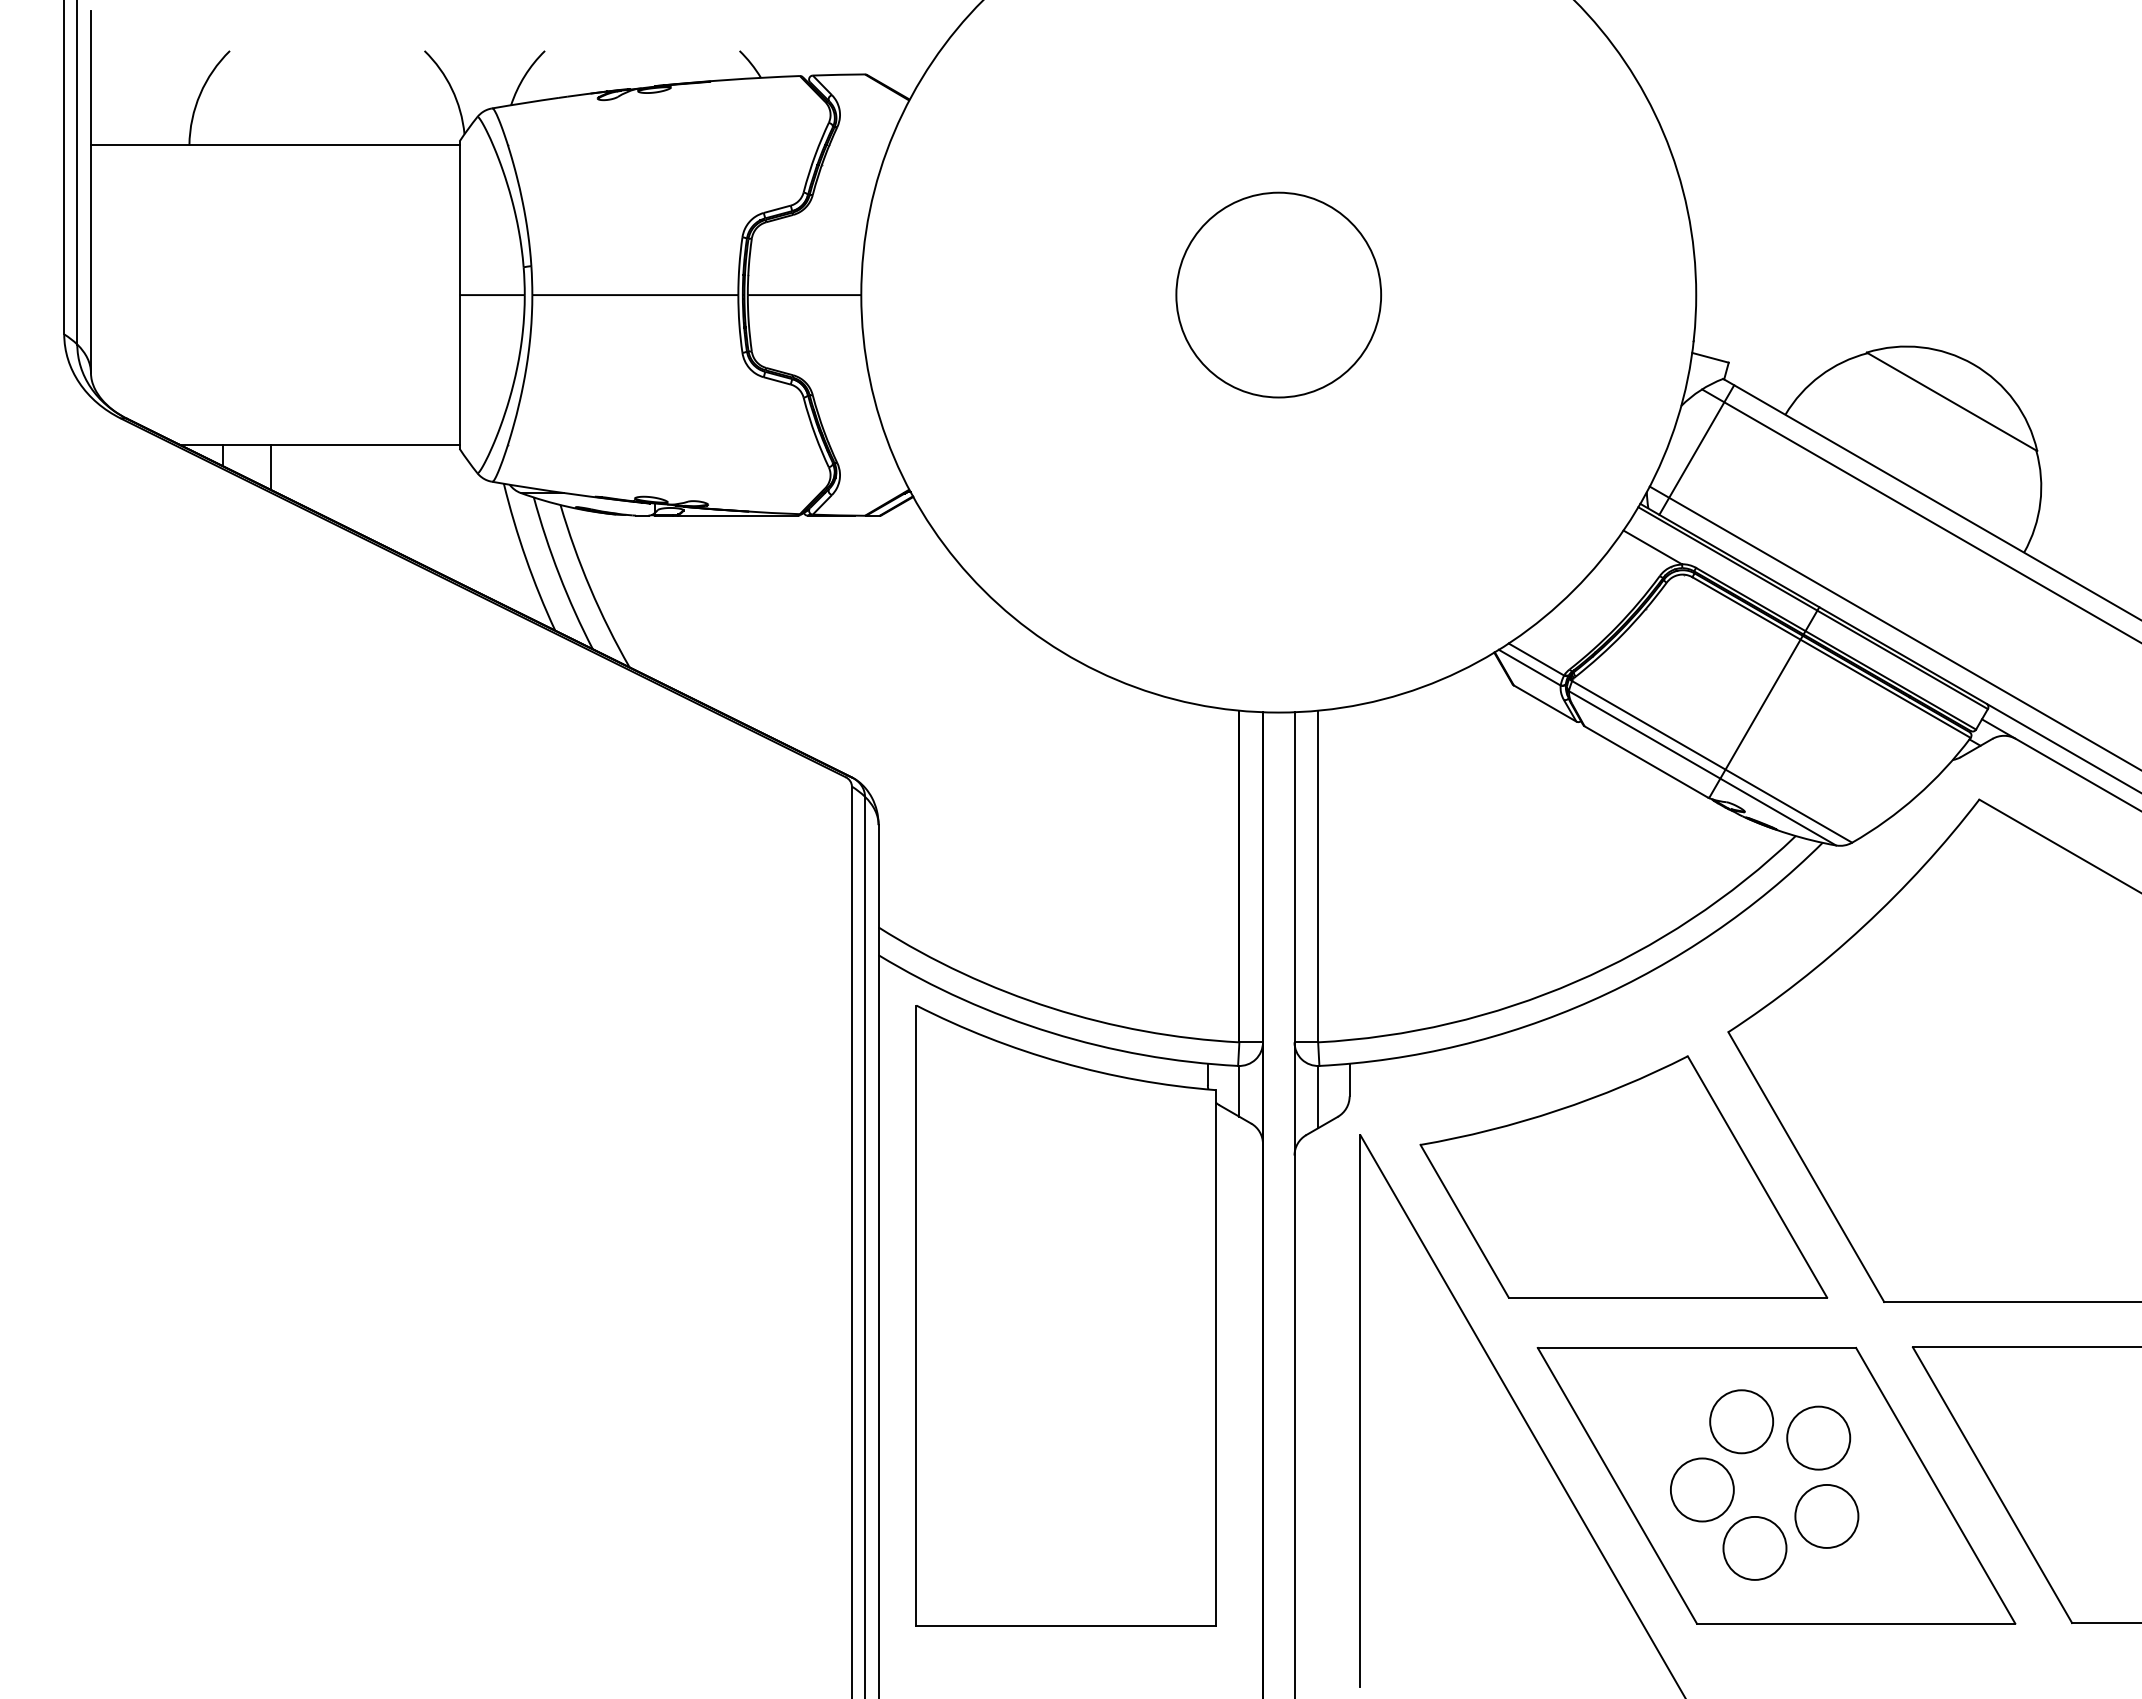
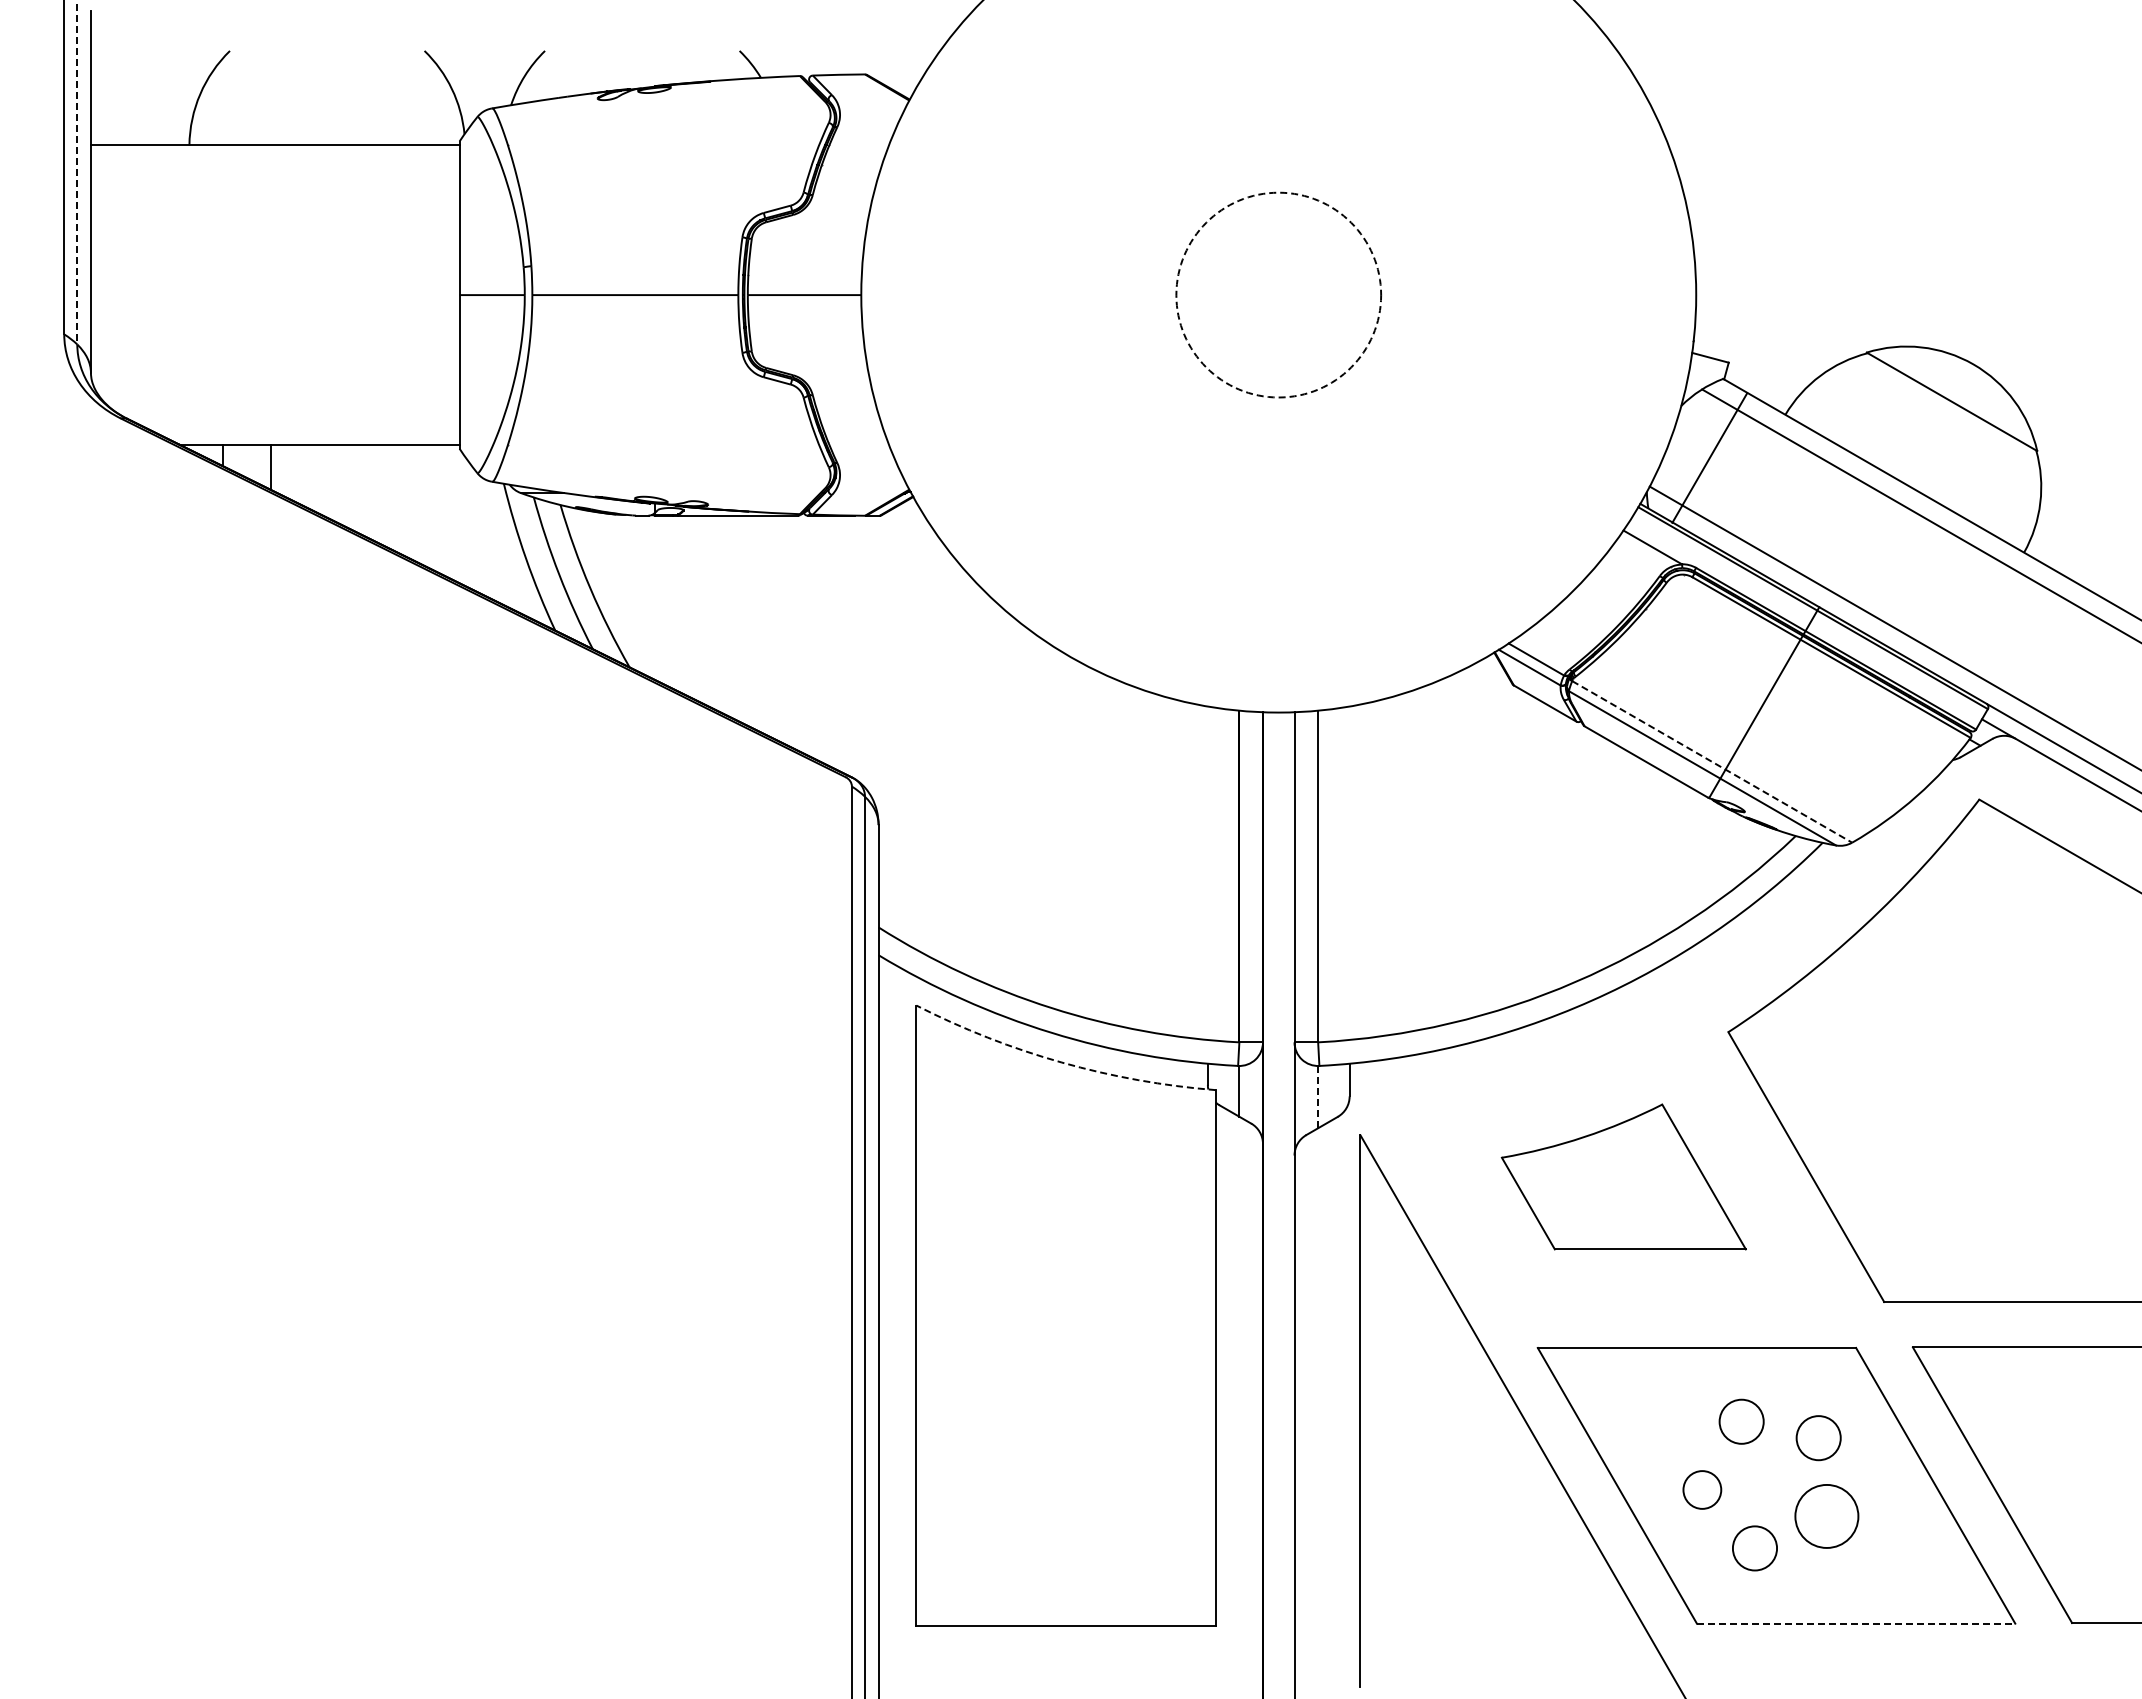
line: solid -> dashed (77, 172)
circle: solid -> dashed (1278, 294)
line position: (1696, 449) -> (1709, 457) (1709, 457)
line: solid -> dashed (1712, 761)
arc: solid -> dashed (1061, 1062)
line: solid -> dashed (1318, 1097)
part size: 410x244 px -> 247x148 px (1623, 1176)
circle diameter: 63 px -> 44 px (1741, 1421)
circle diameter: 63 px -> 44 px (1818, 1438)
circle diameter: 63 px -> 38 px (1702, 1489)
circle diameter: 63 px -> 44 px (1754, 1548)
line: solid -> dashed (1856, 1623)
